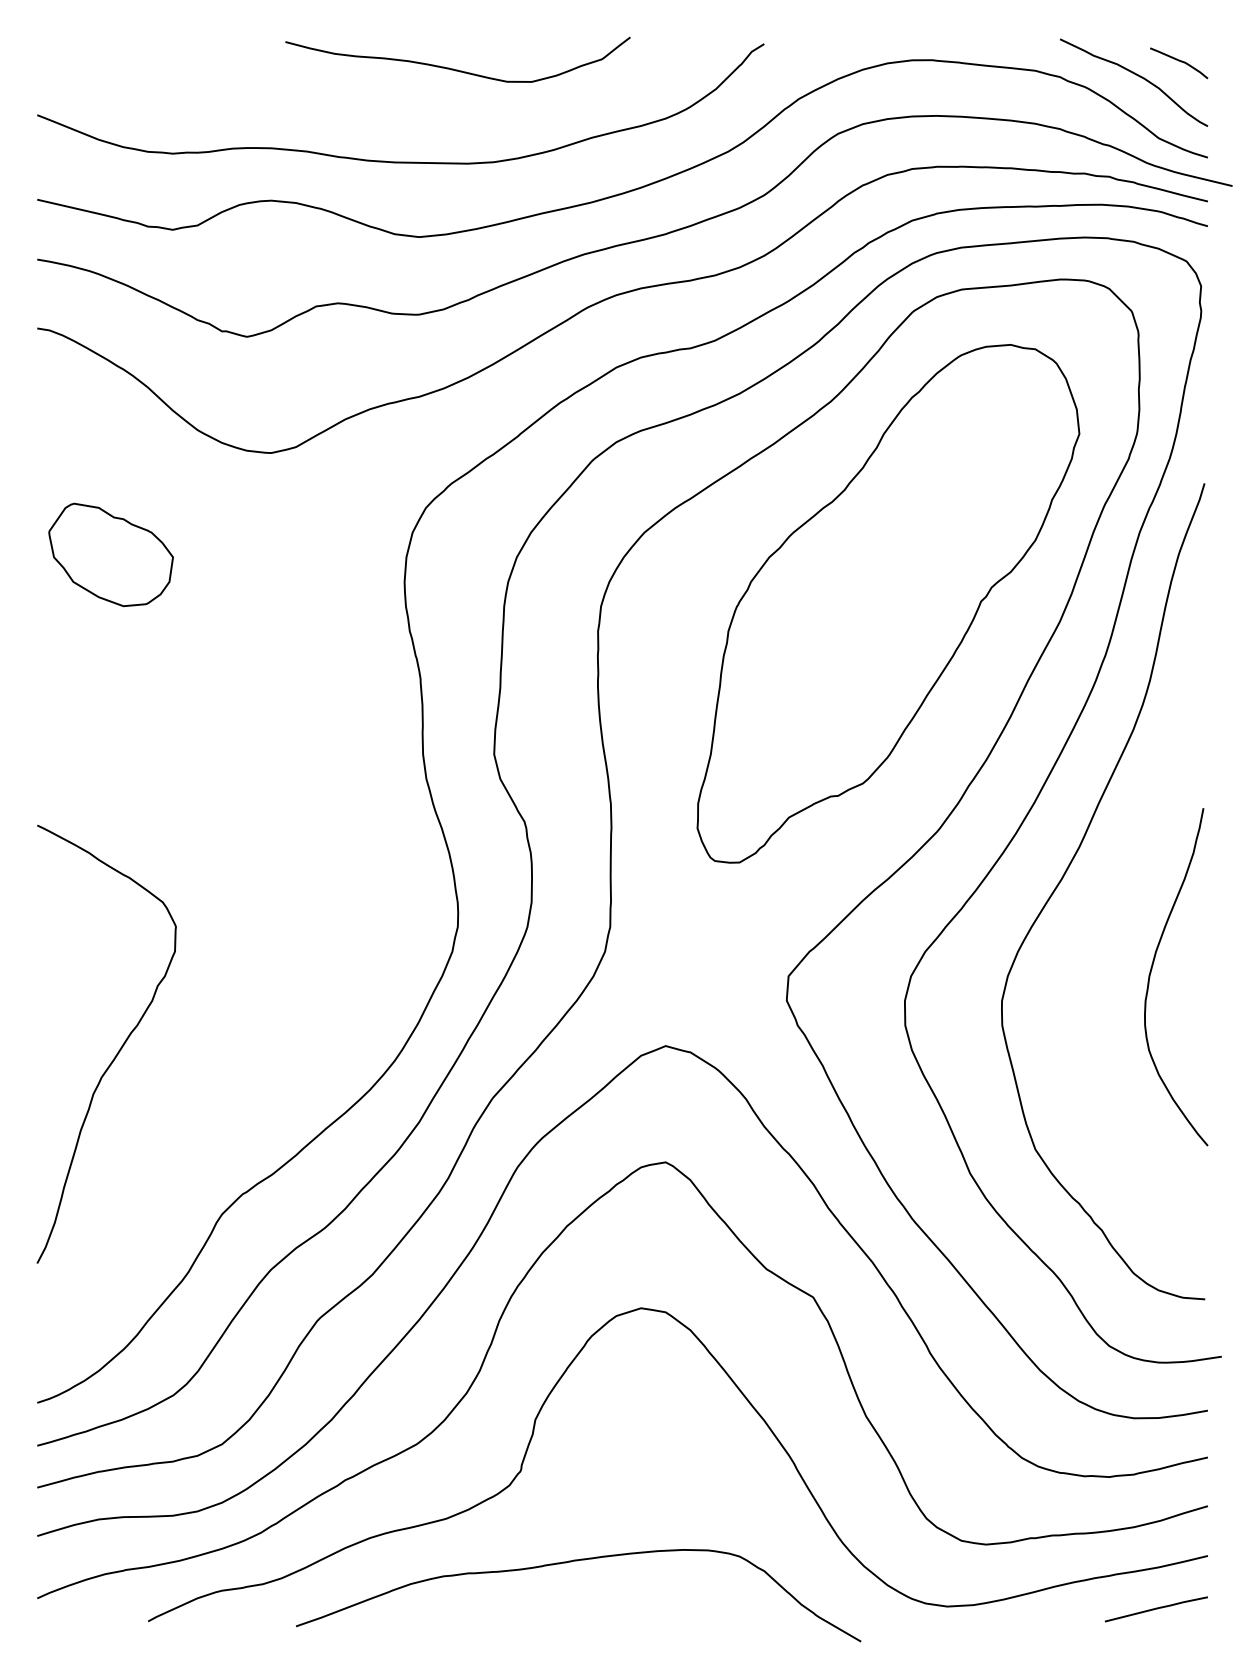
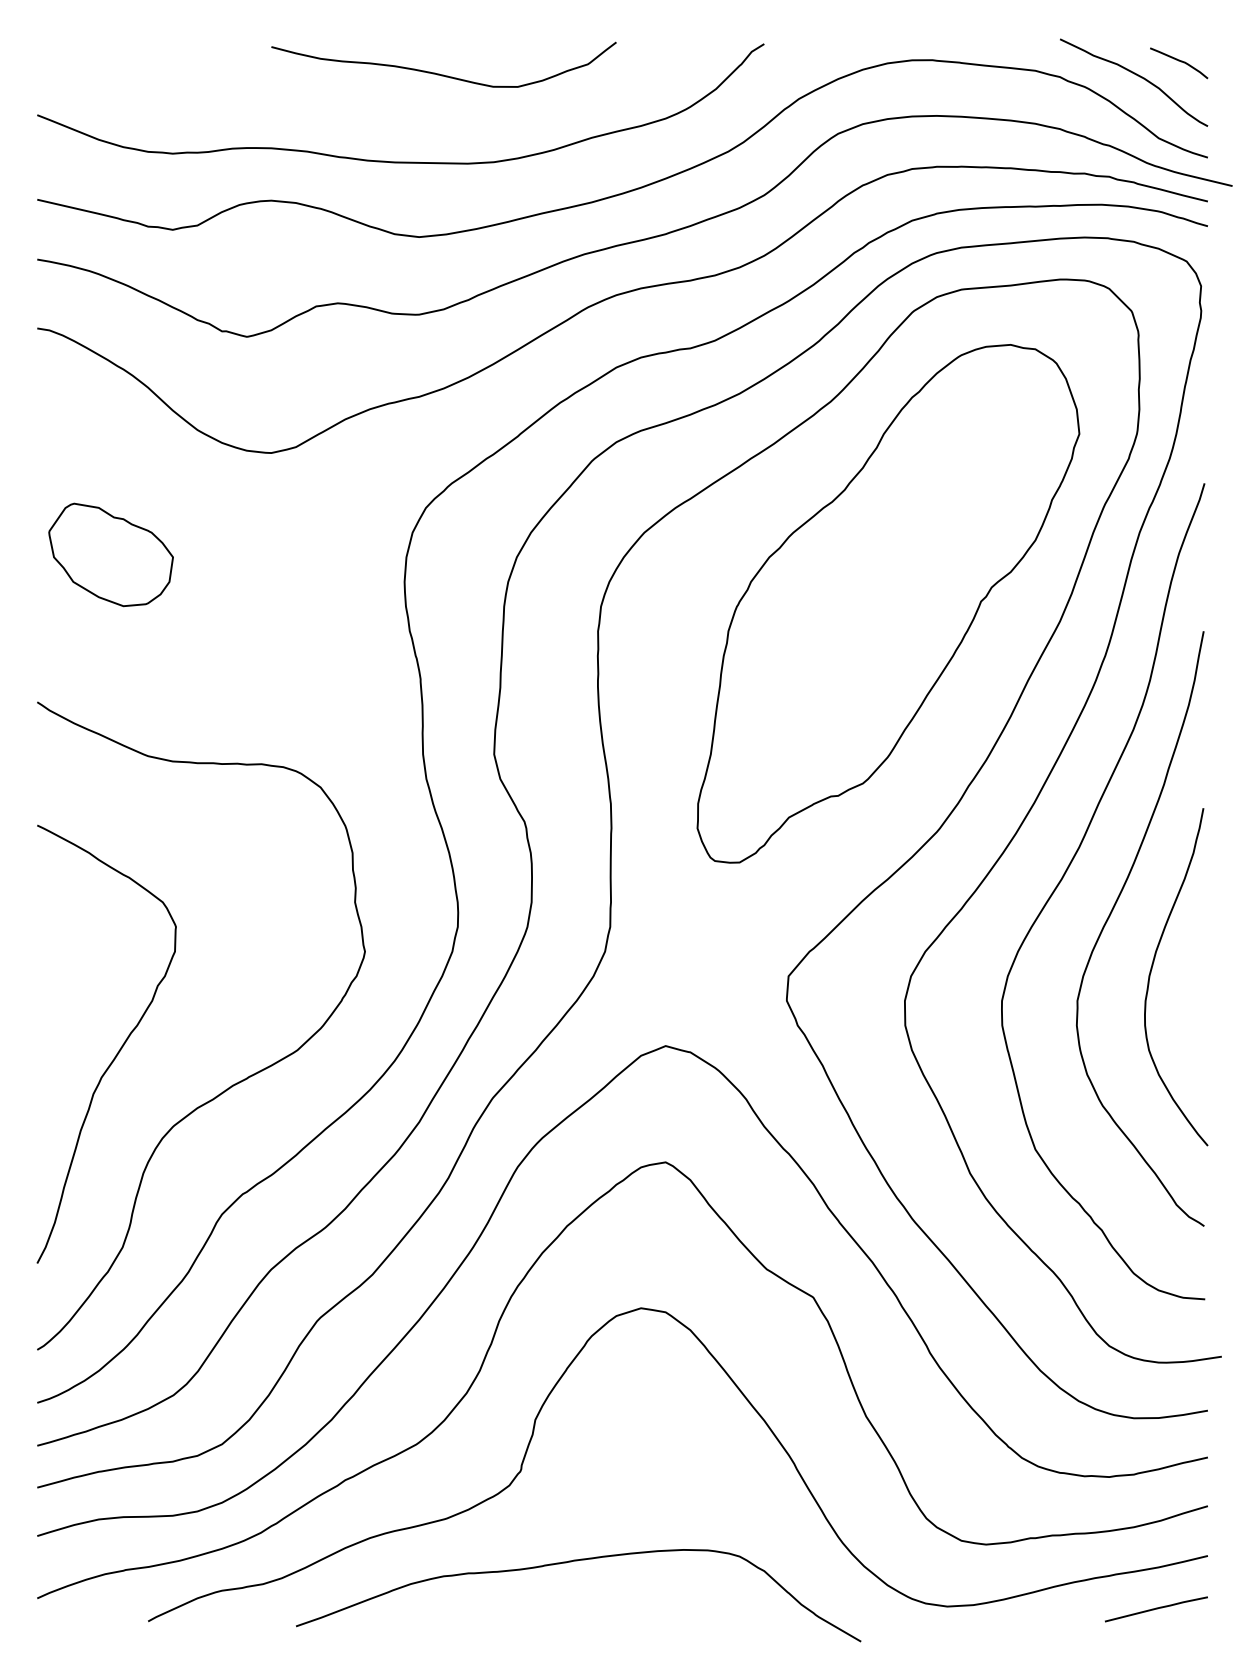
curve position: (453, 68) -> (439, 73) (439, 73)
curve: none -> present (1111, 914)
curve: none -> present (232, 1084)
